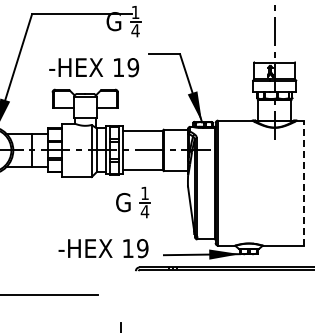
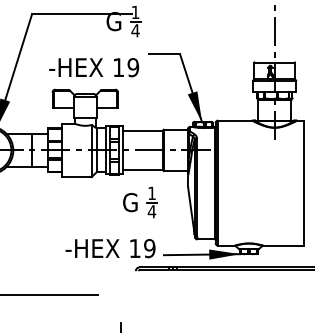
line: dashed -> solid (304, 183)
part position: (101, 239) -> (108, 239) (108, 239)
